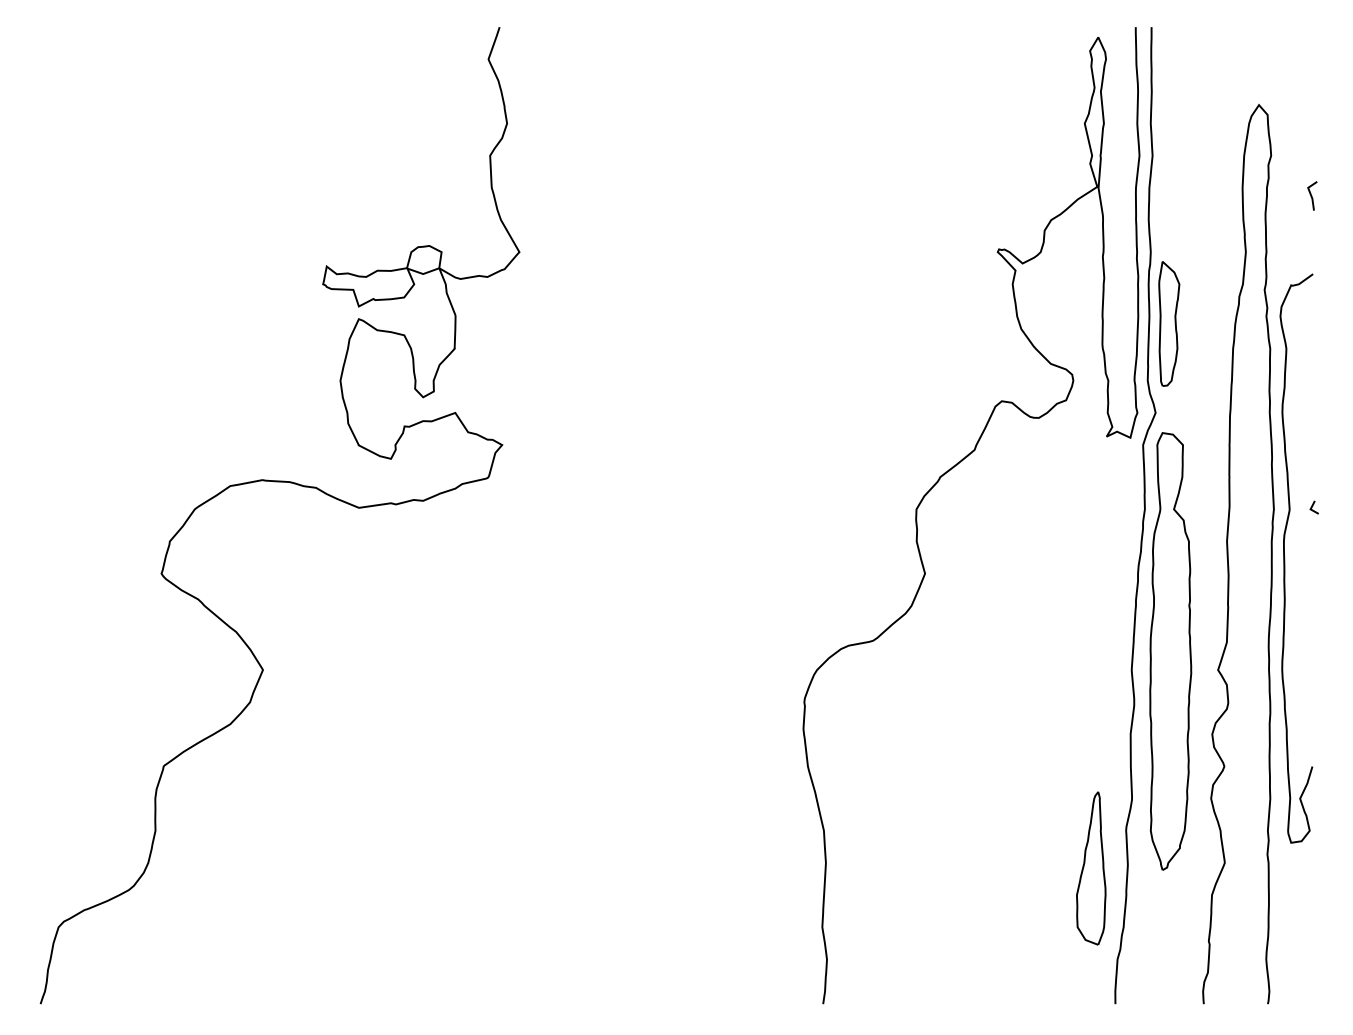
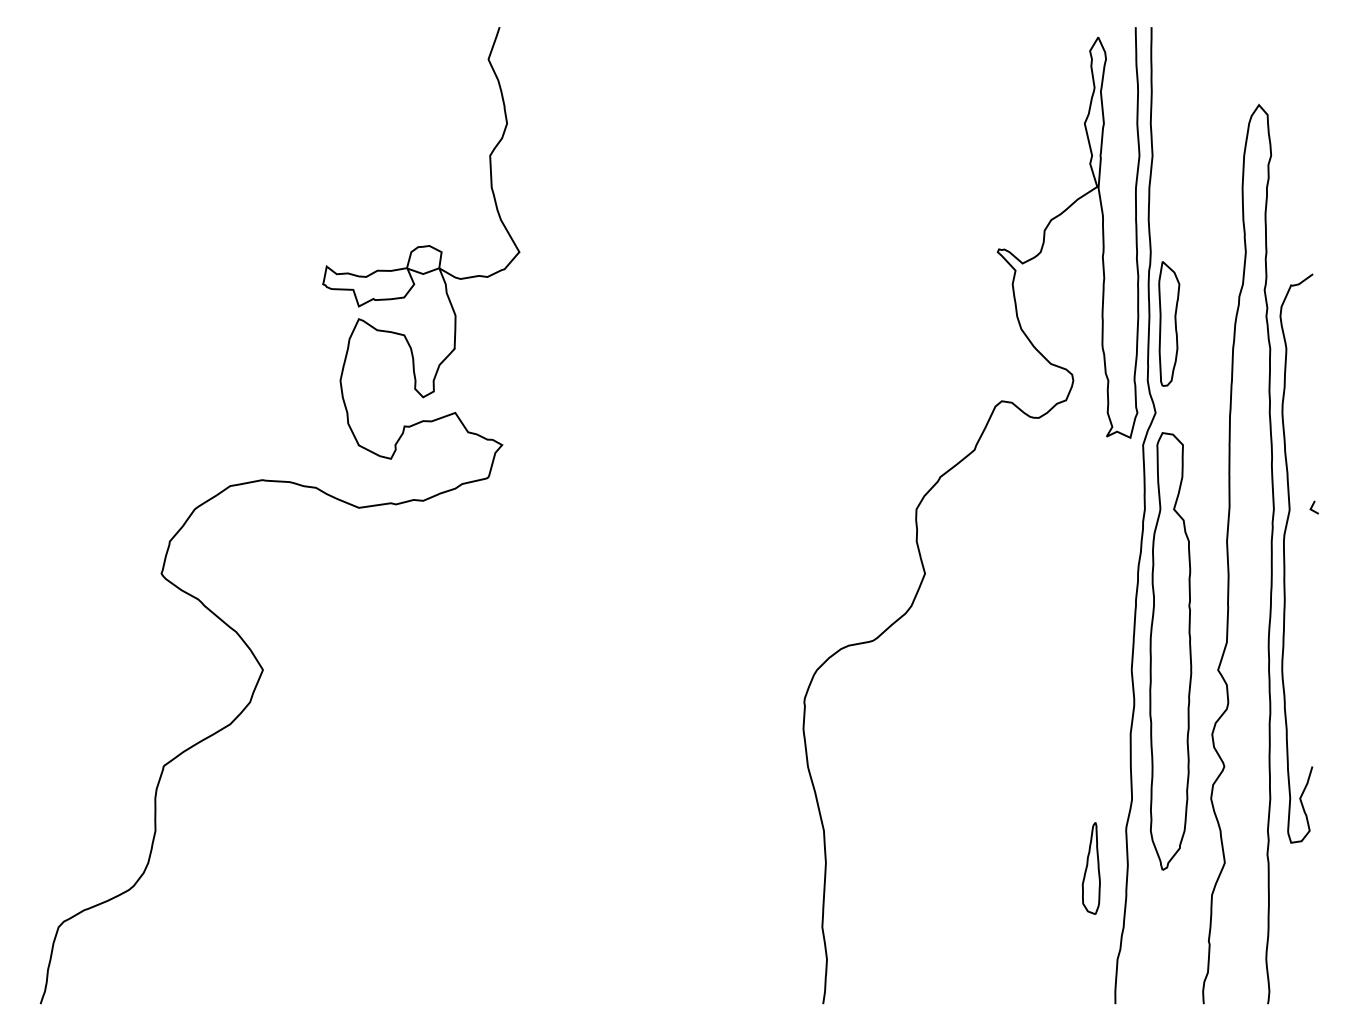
line: present -> none (1312, 195)
part size: 31x155 px -> 20x93 px (1090, 868)
